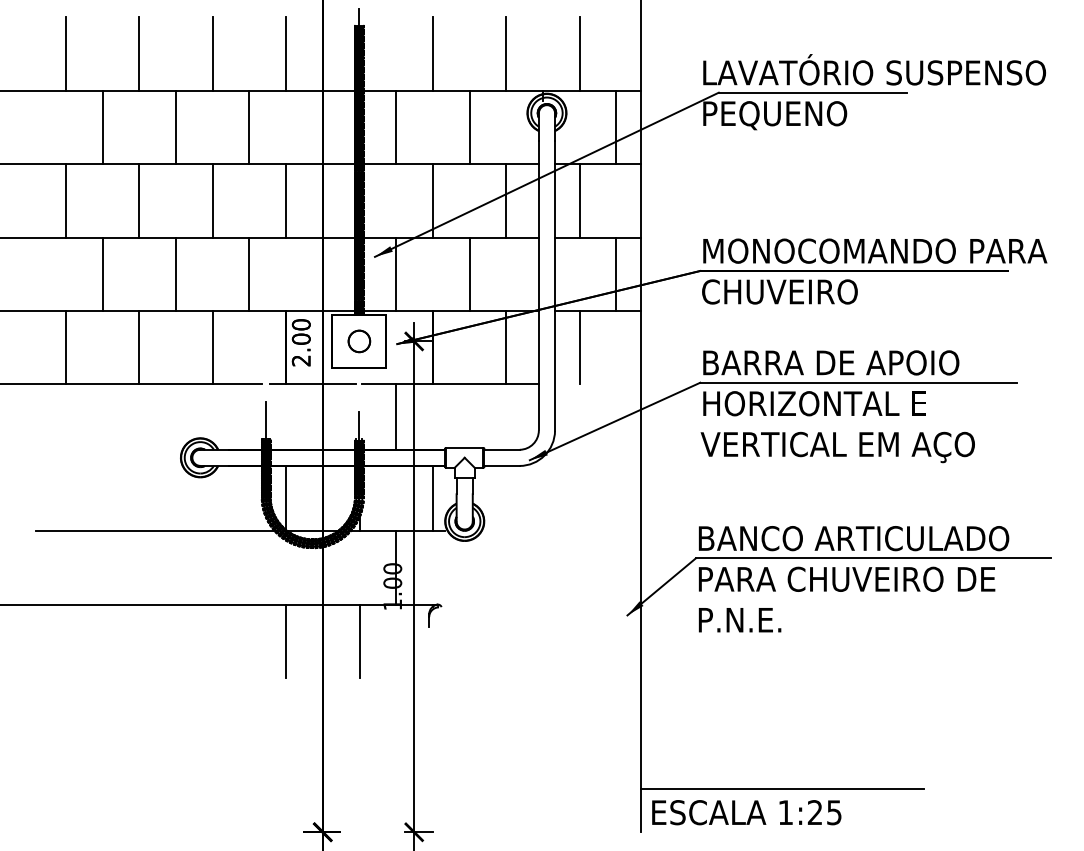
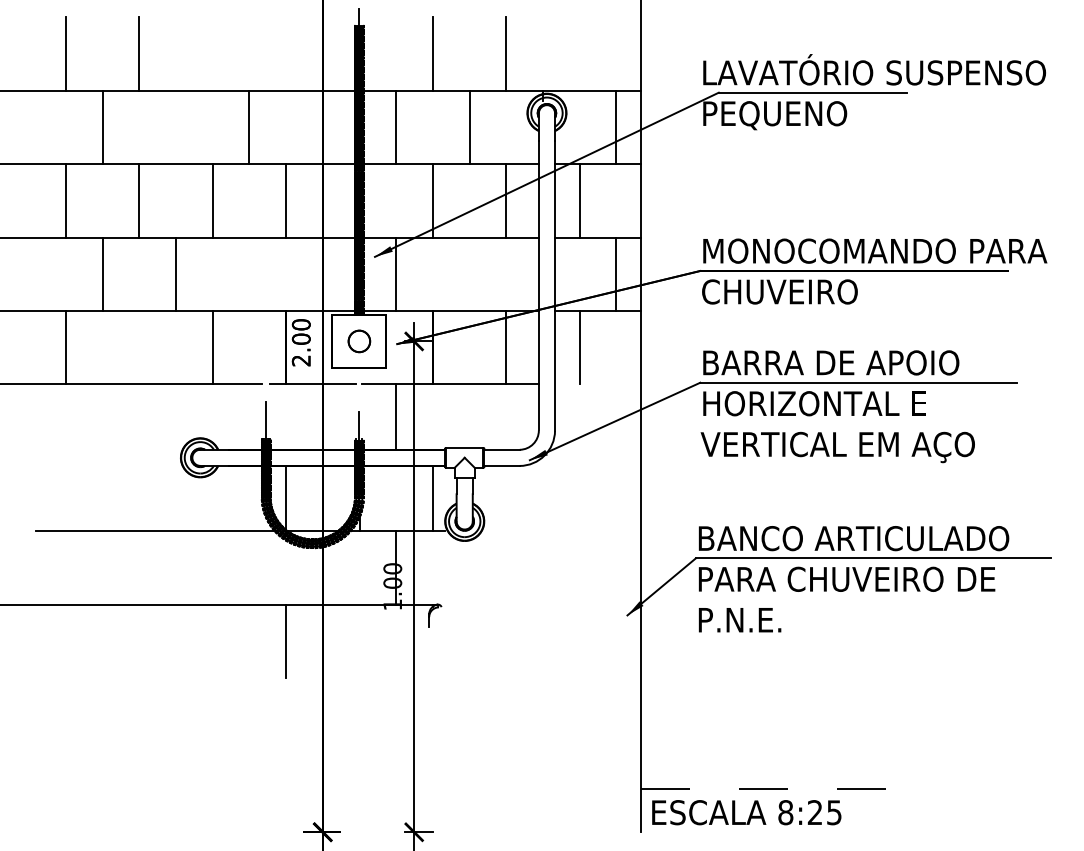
line: present -> none (212, 53)
line: present -> none (286, 53)
line: present -> none (579, 53)
line: present -> none (175, 127)
line: present -> none (249, 273)
line: present -> none (469, 273)
line: present -> none (139, 347)
line: present -> none (359, 641)
line: solid -> dashed (782, 789)
text: 1:25 -> 8:25 (785, 812)
